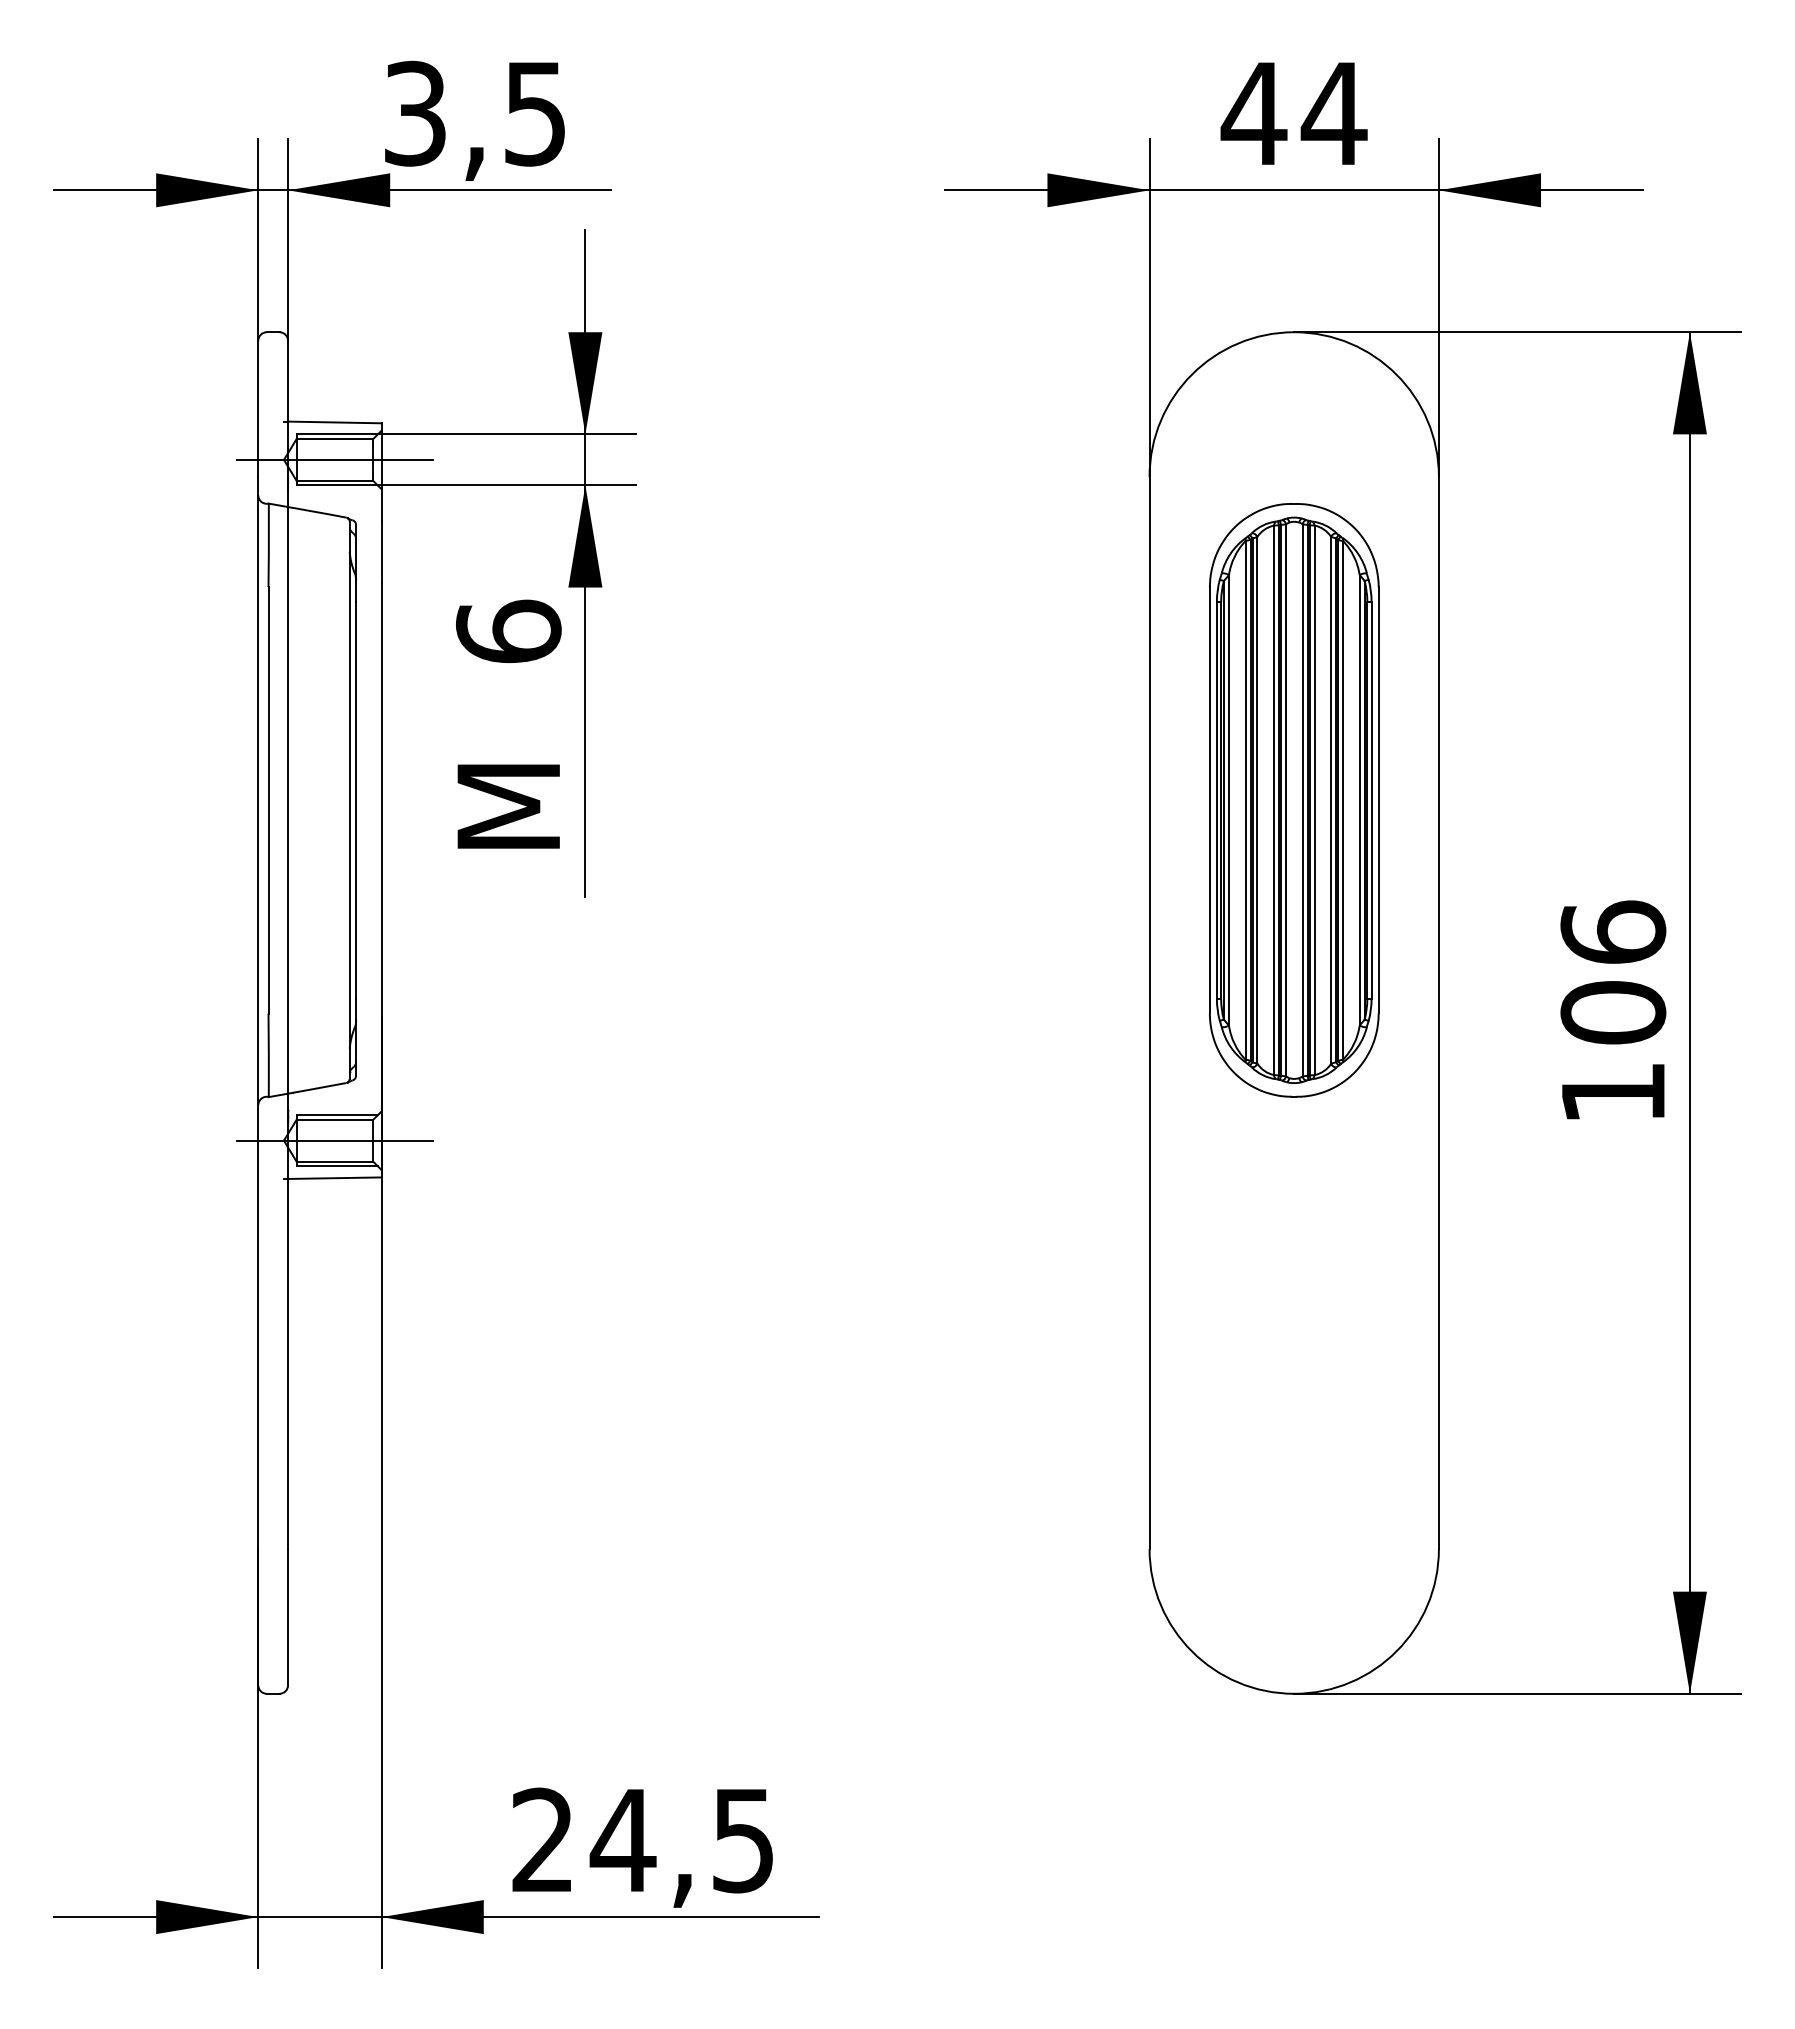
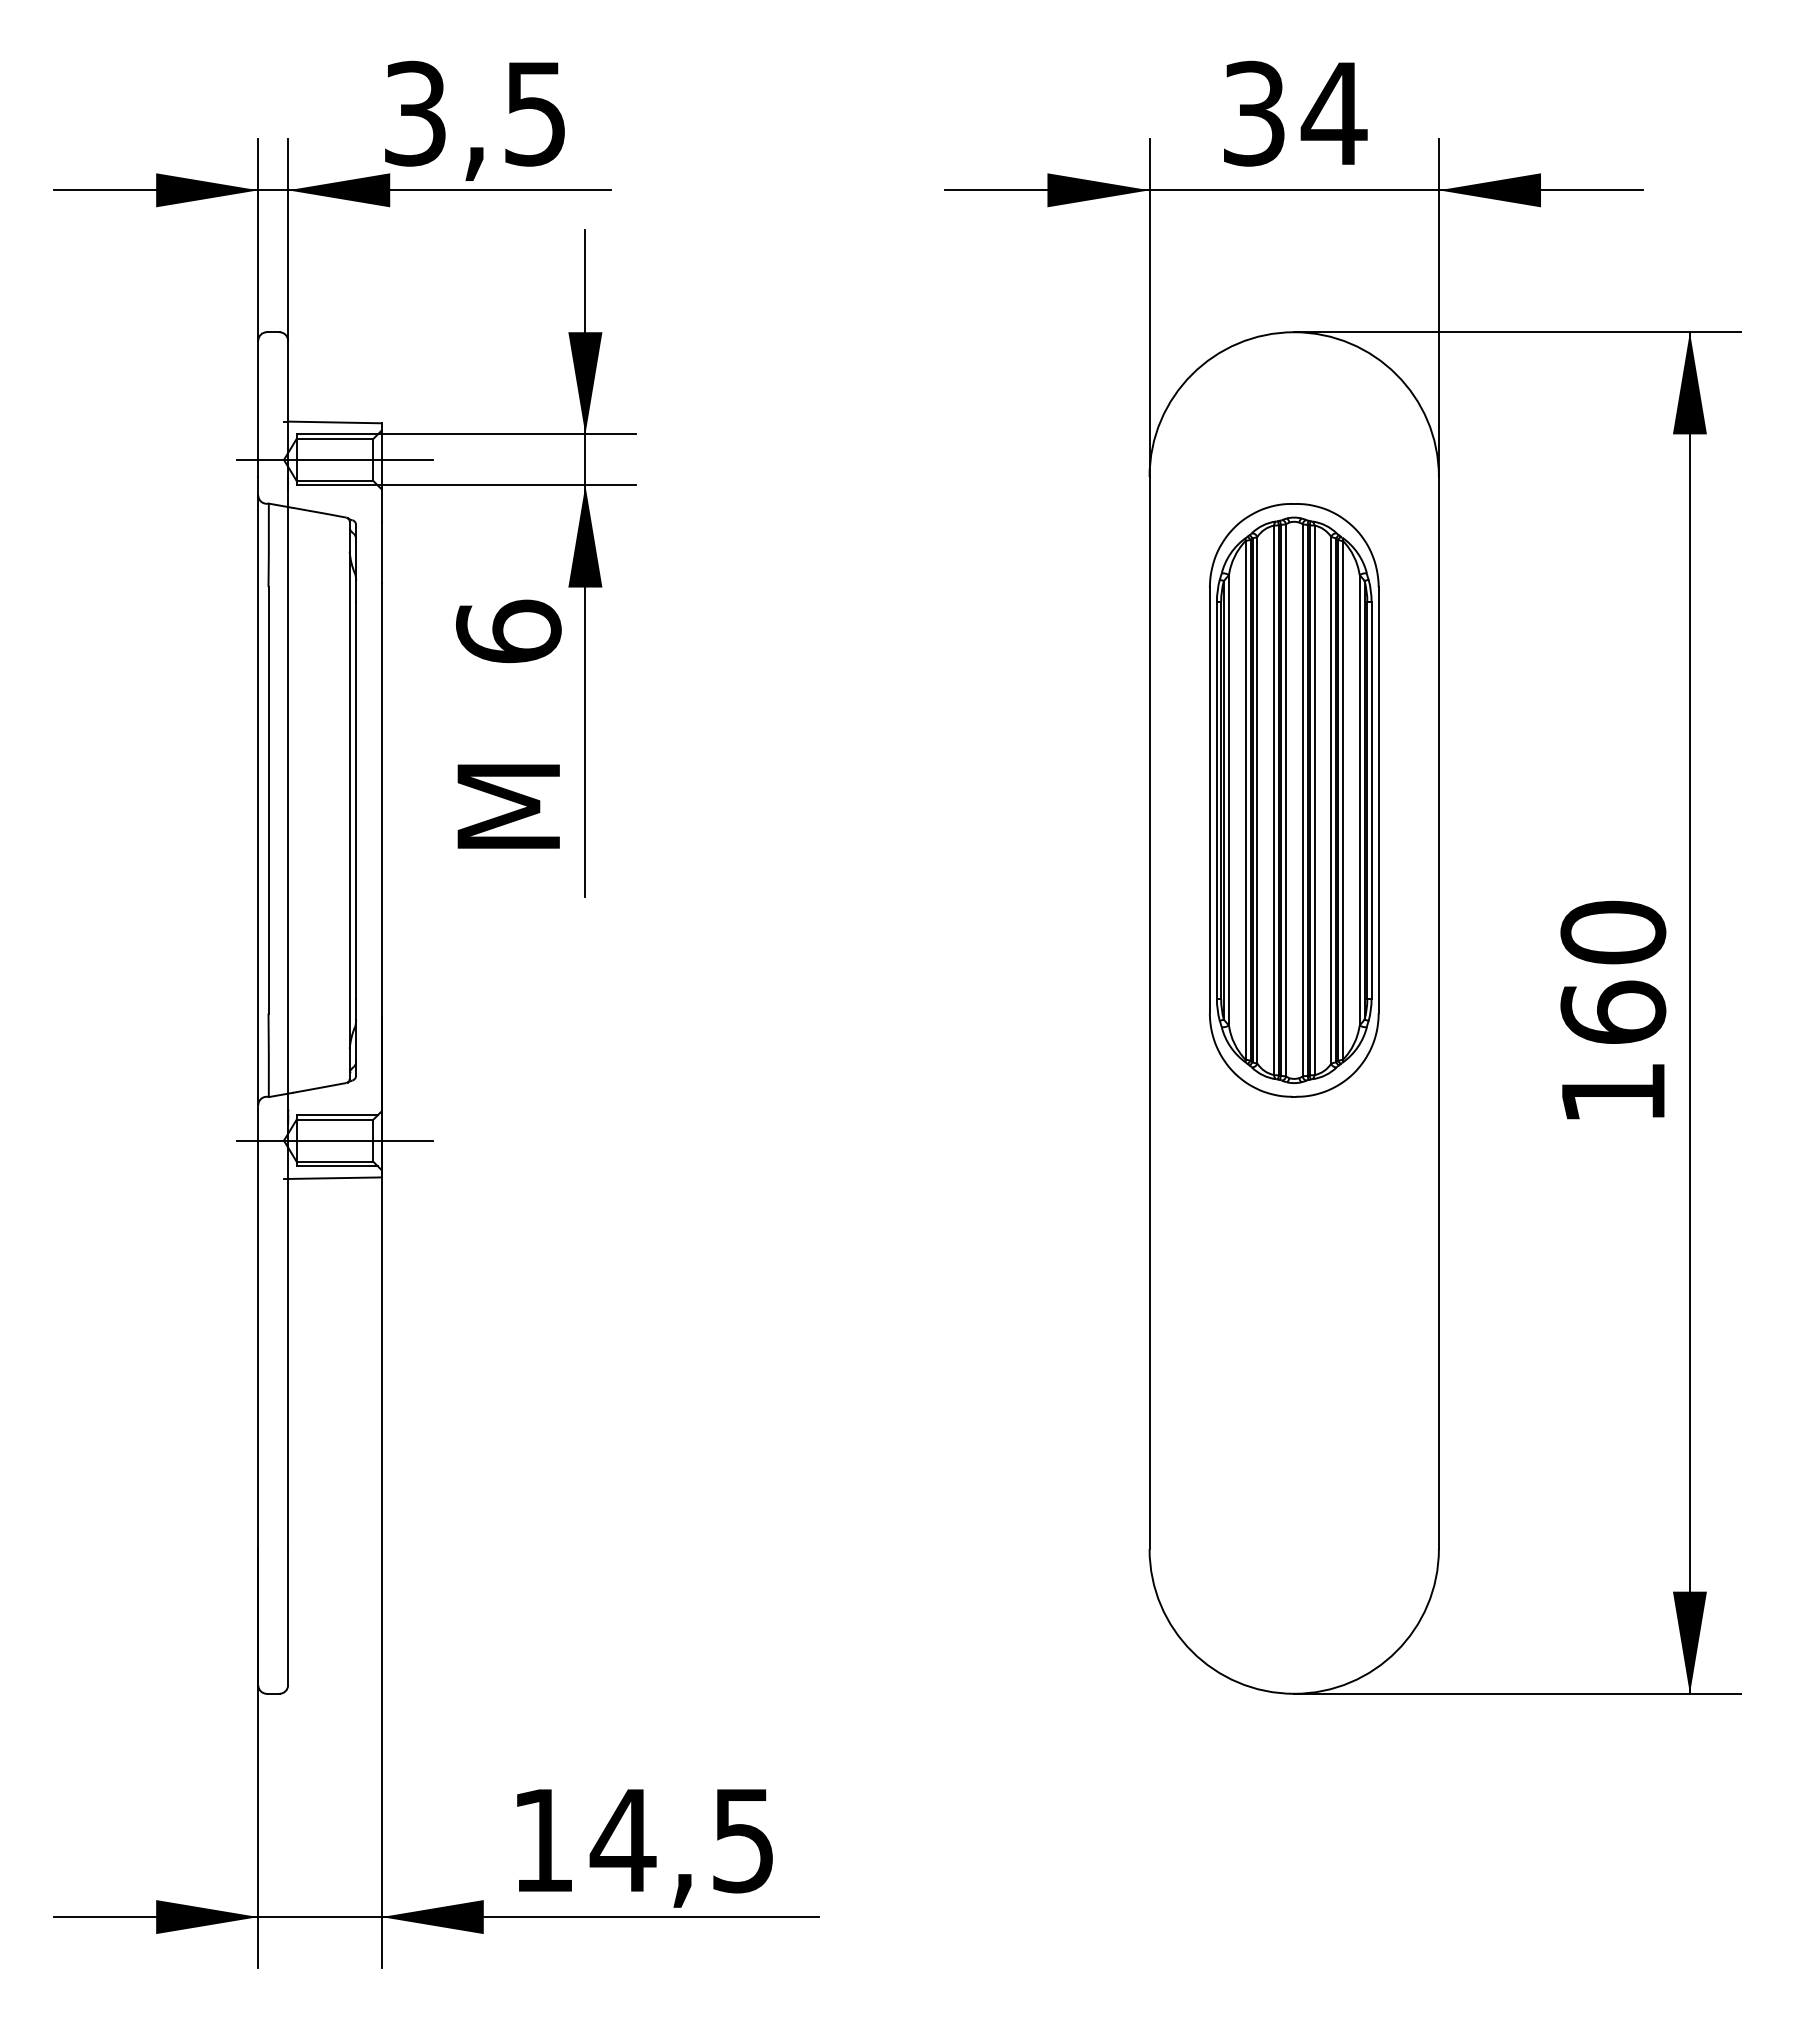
text: 44 -> 34 (1253, 113)
text: 106 -> 160 (1613, 972)
text: 24,5 -> 14,5 (541, 1839)
